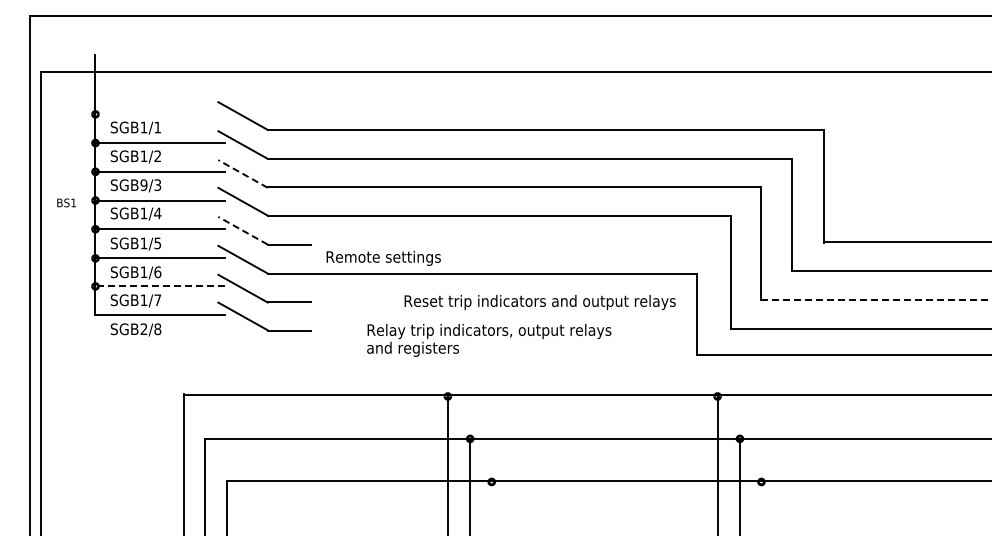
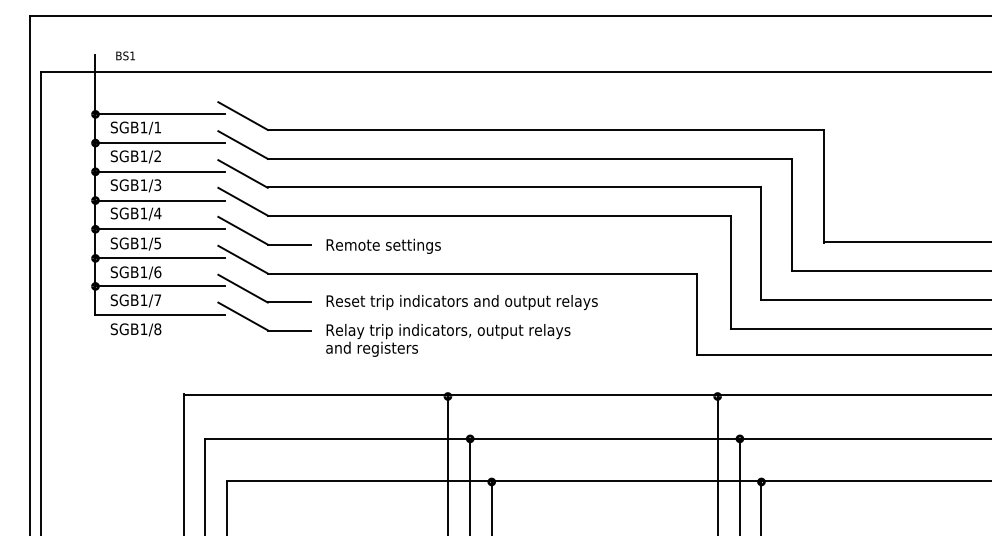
line: none -> present (159, 114)
line: dashed -> solid (242, 173)
text: SGB9/3 -> SGB1/3 (143, 185)
text position: (66, 202) -> (125, 55) (125, 55)
line: dashed -> solid (242, 230)
text position: (383, 257) -> (383, 245) (383, 245)
line: dashed -> solid (160, 286)
line: dashed -> solid (876, 299)
text position: (539, 302) -> (461, 302) (461, 302)
text: SGB2/8 -> SGB1/8 (143, 328)
text position: (489, 340) -> (448, 340) (448, 340)
line: none -> present (491, 506)
line: none -> present (761, 506)
